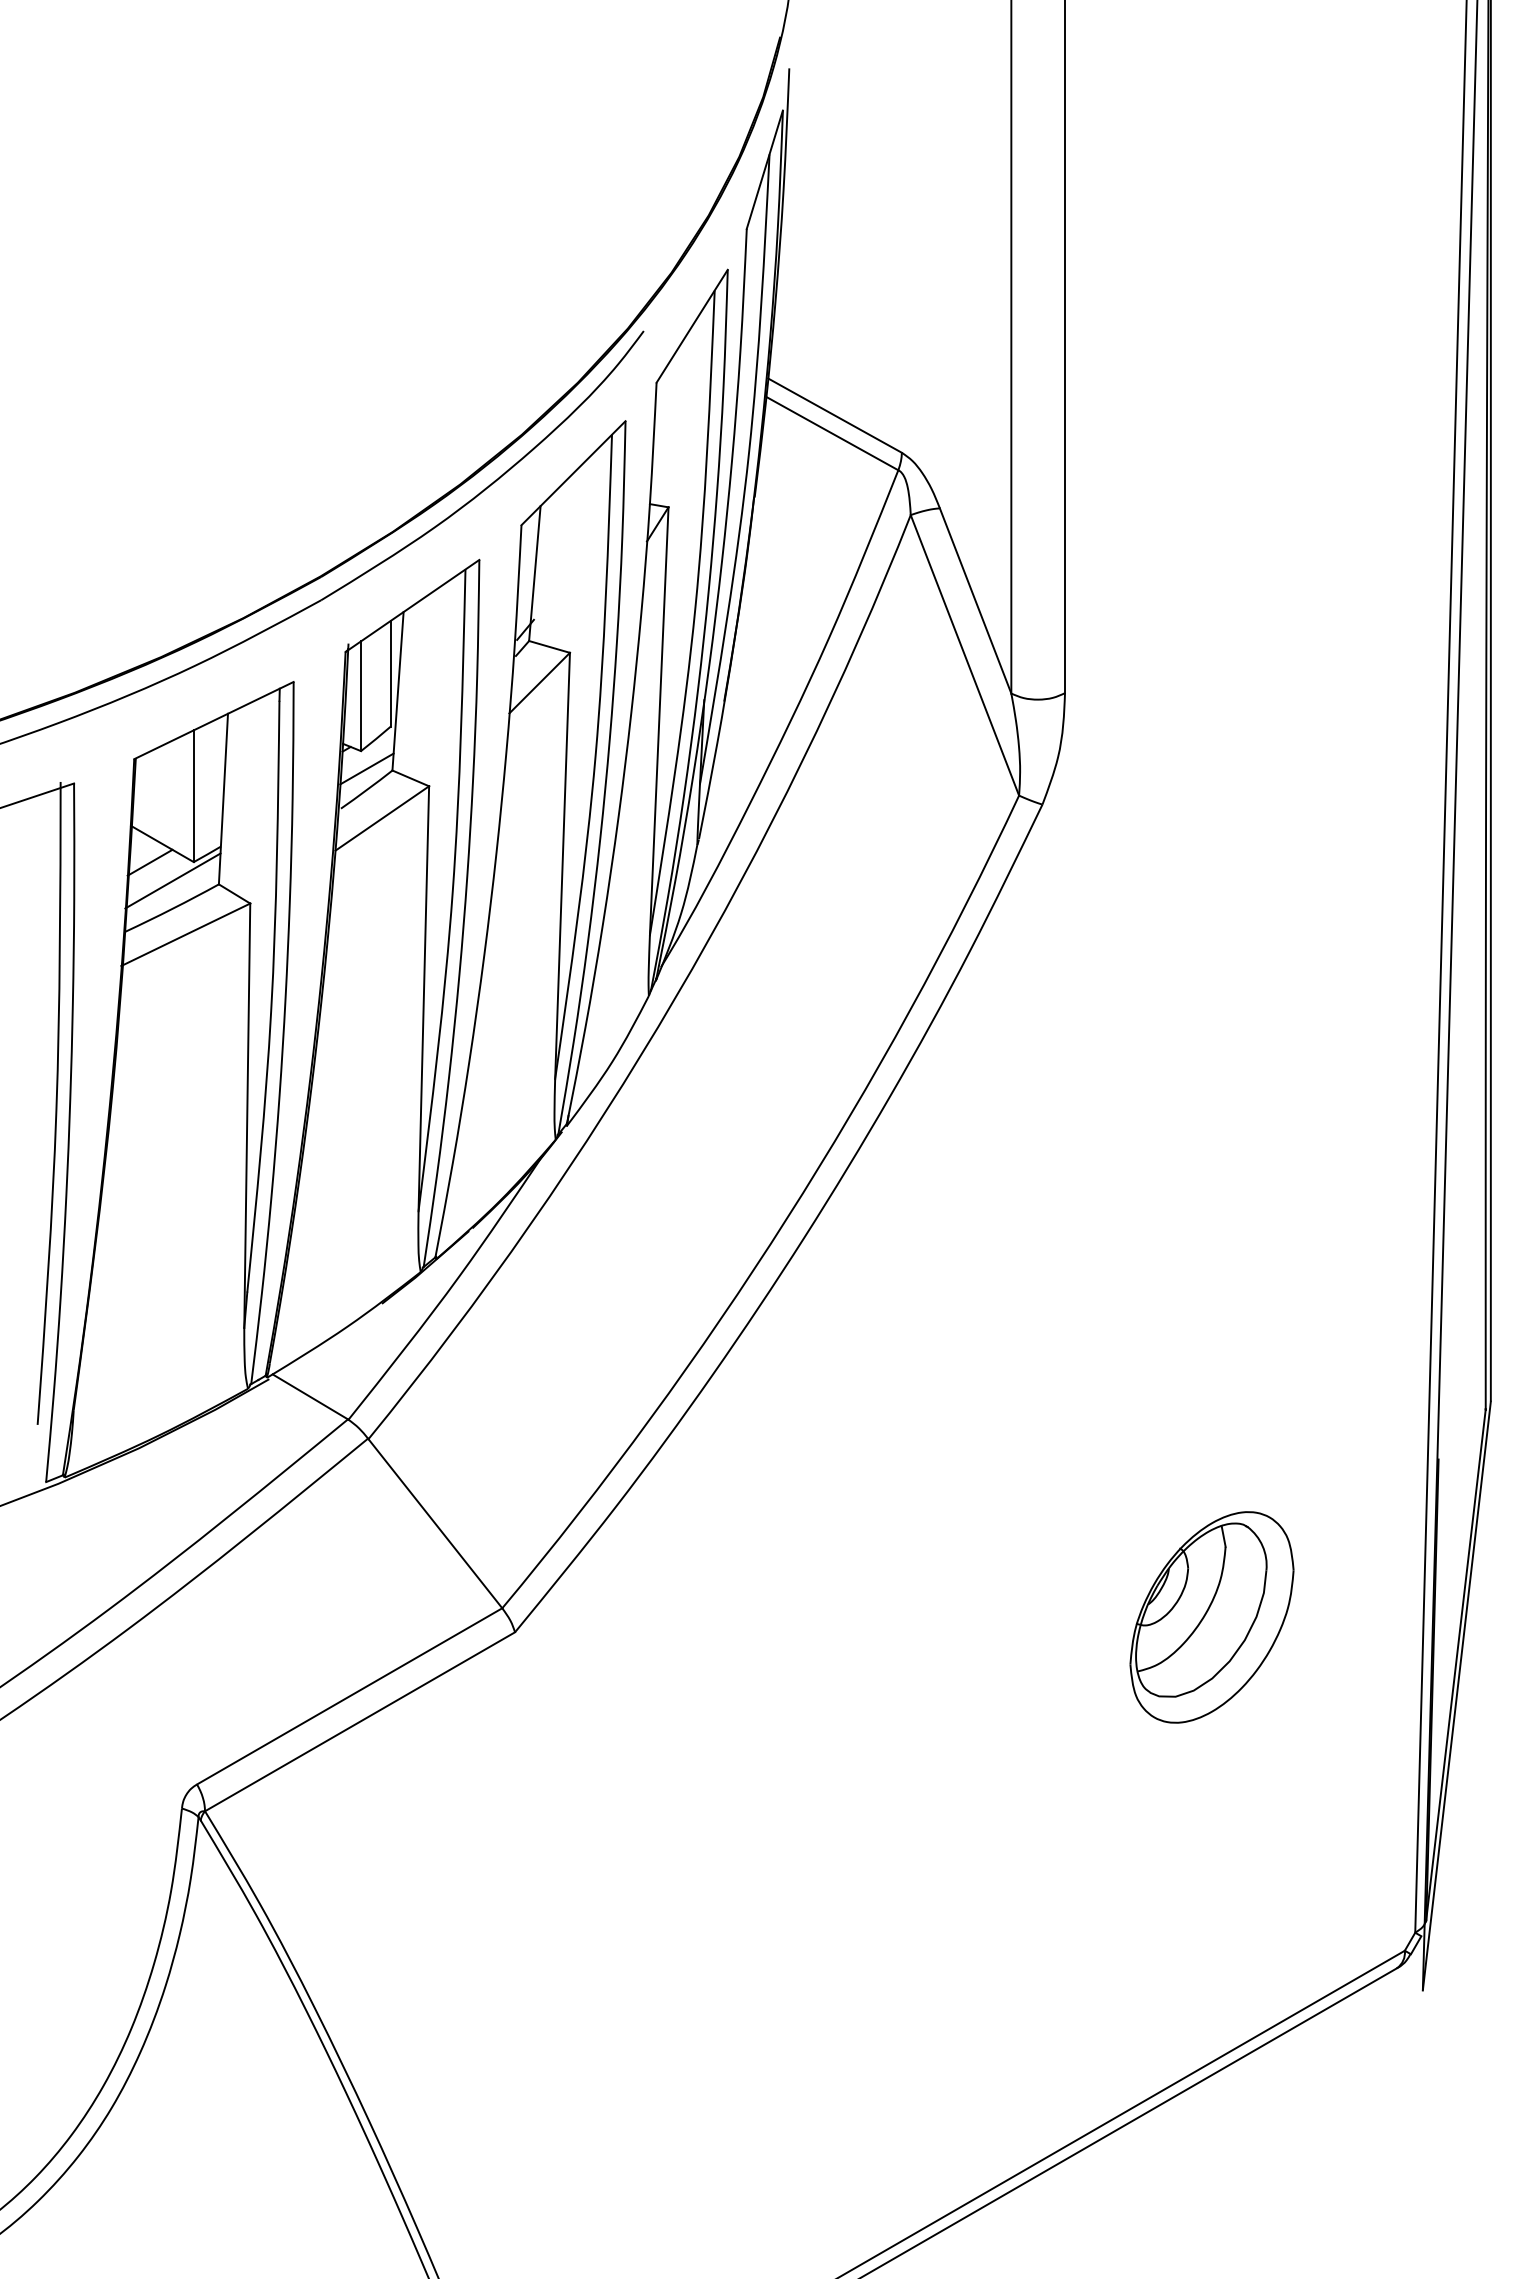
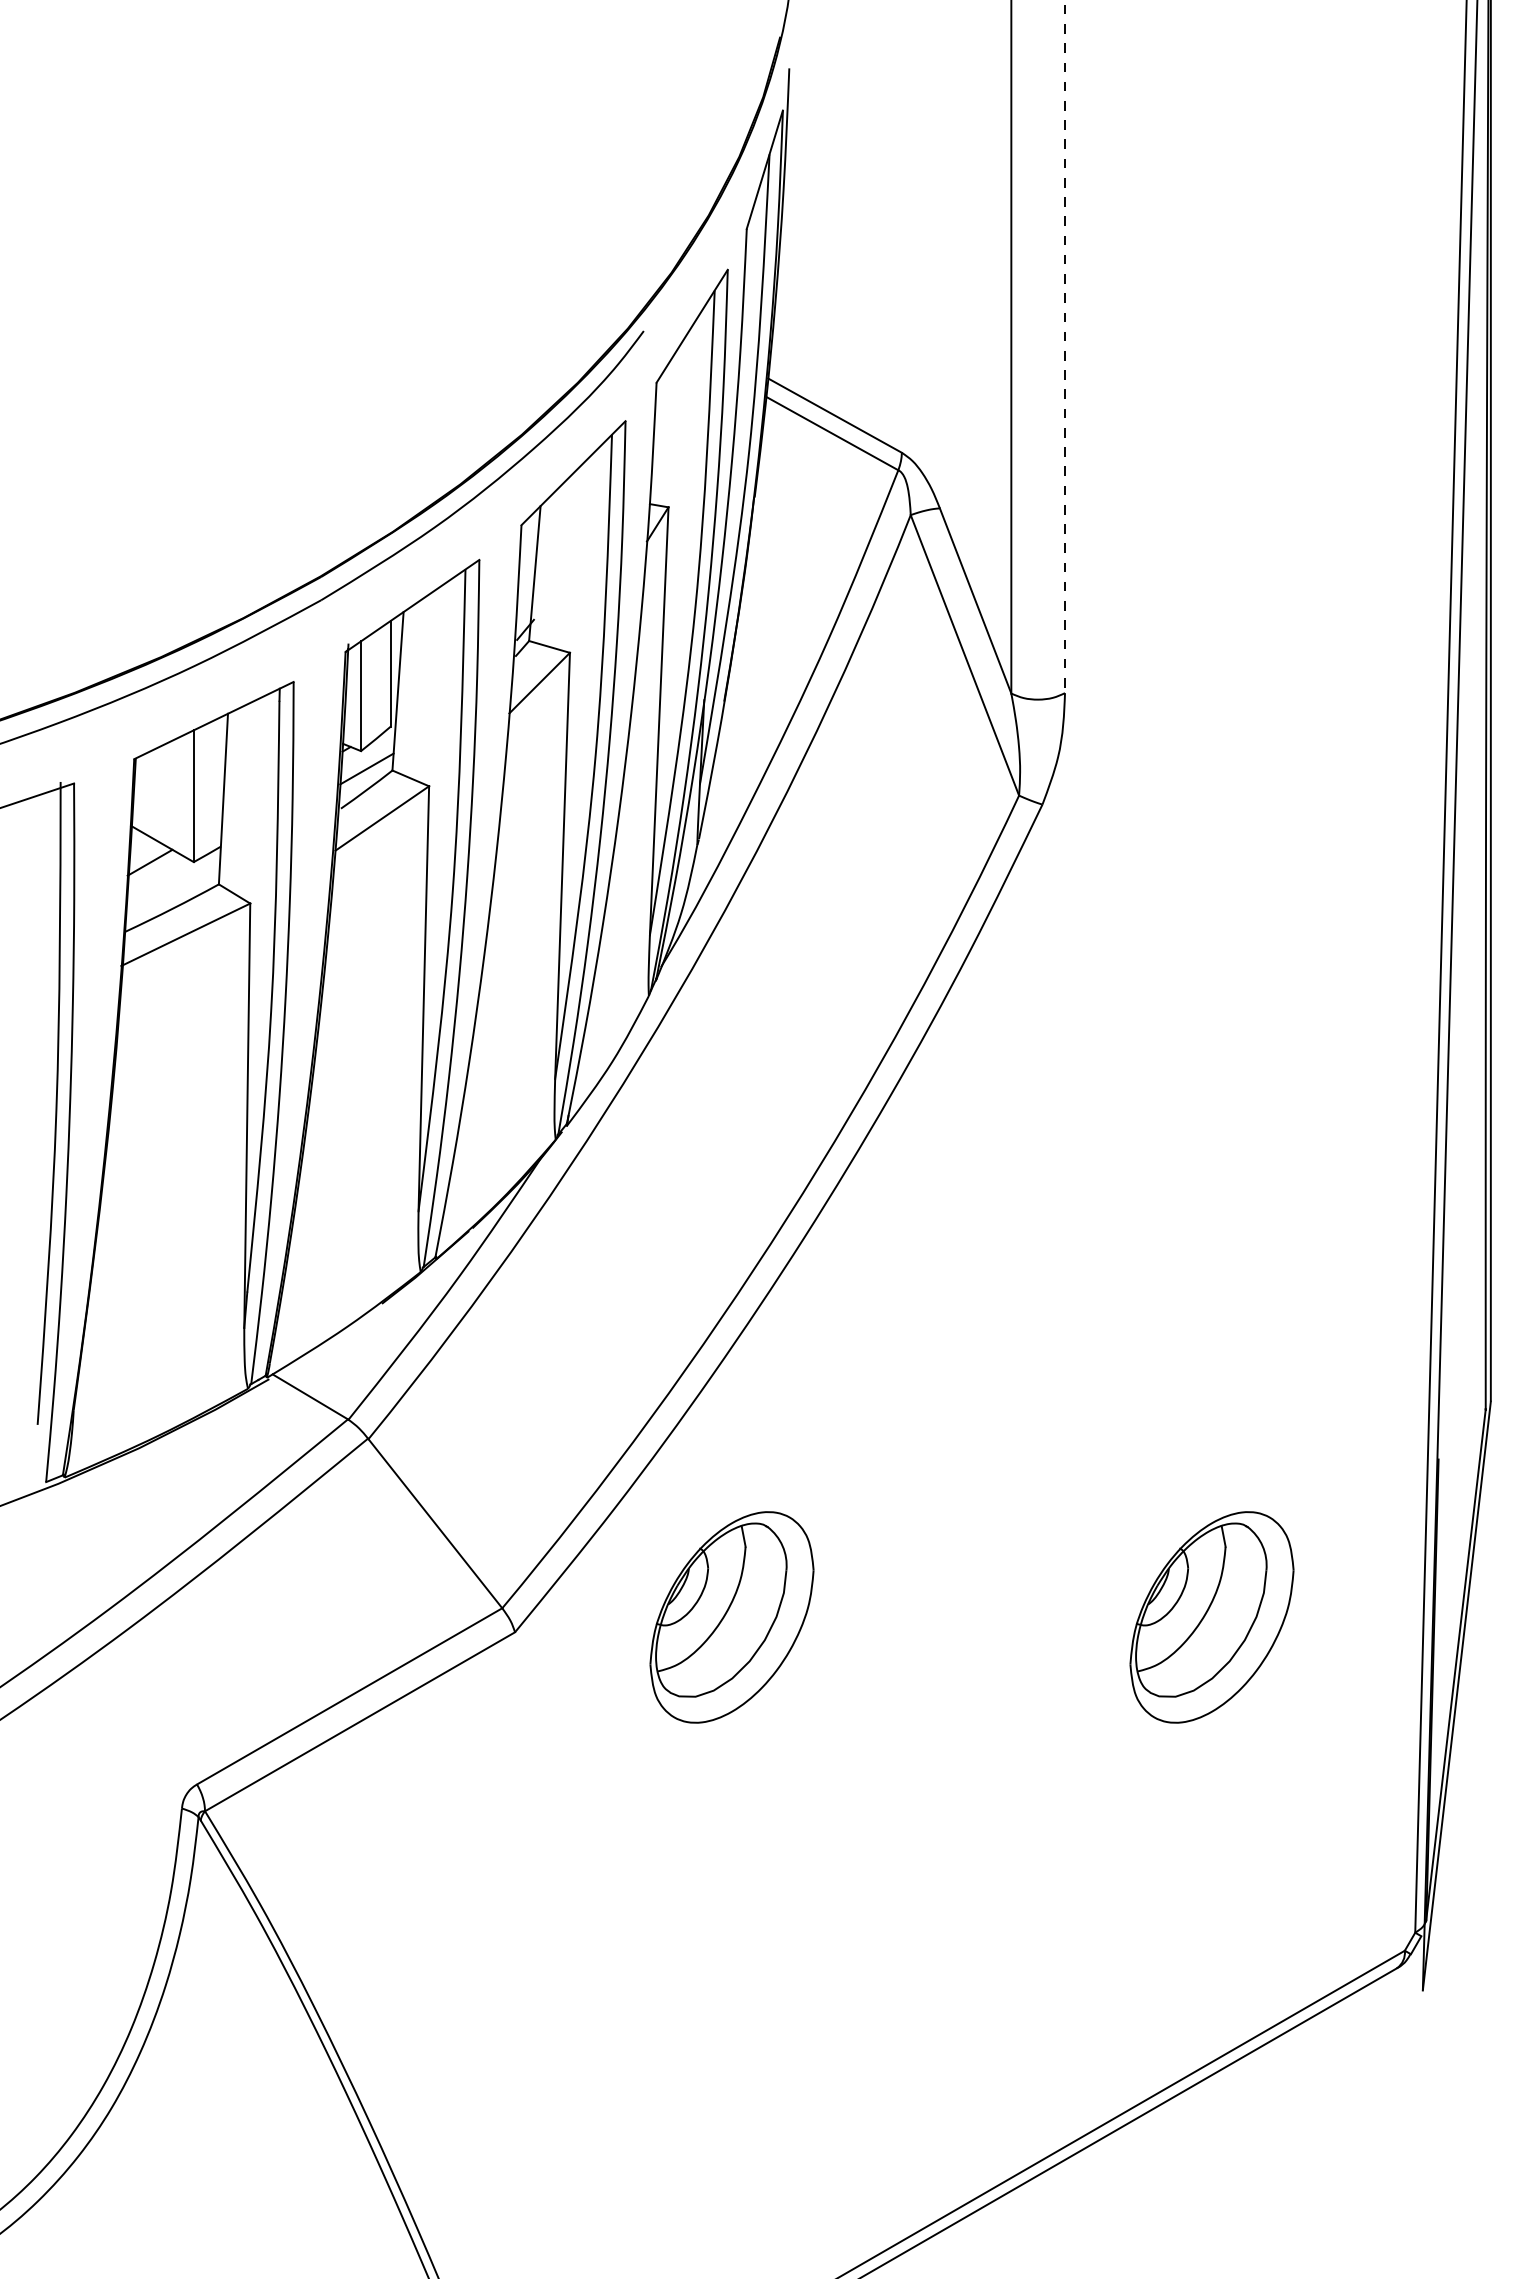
line: solid -> dashed (1065, 347)
line: present -> none (172, 880)
part: none -> present (731, 1617)
